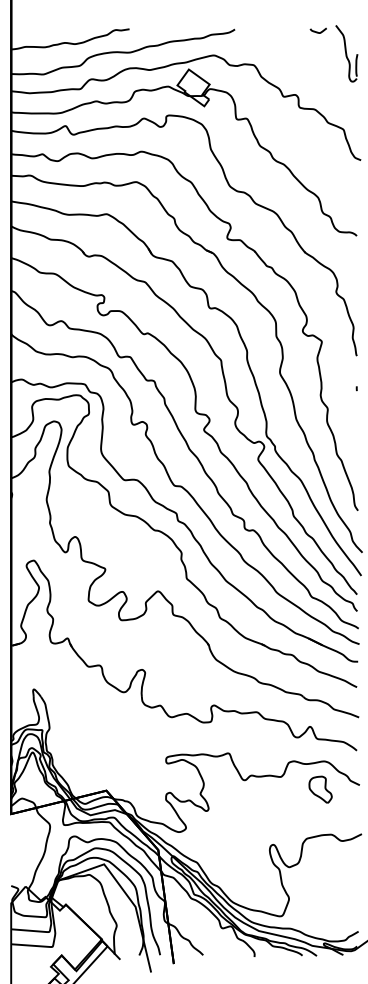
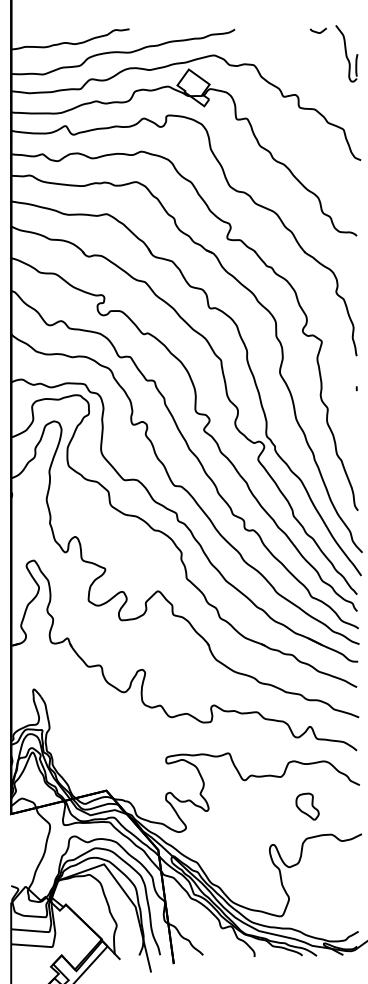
part position: (320, 789) -> (307, 806) (307, 806)
